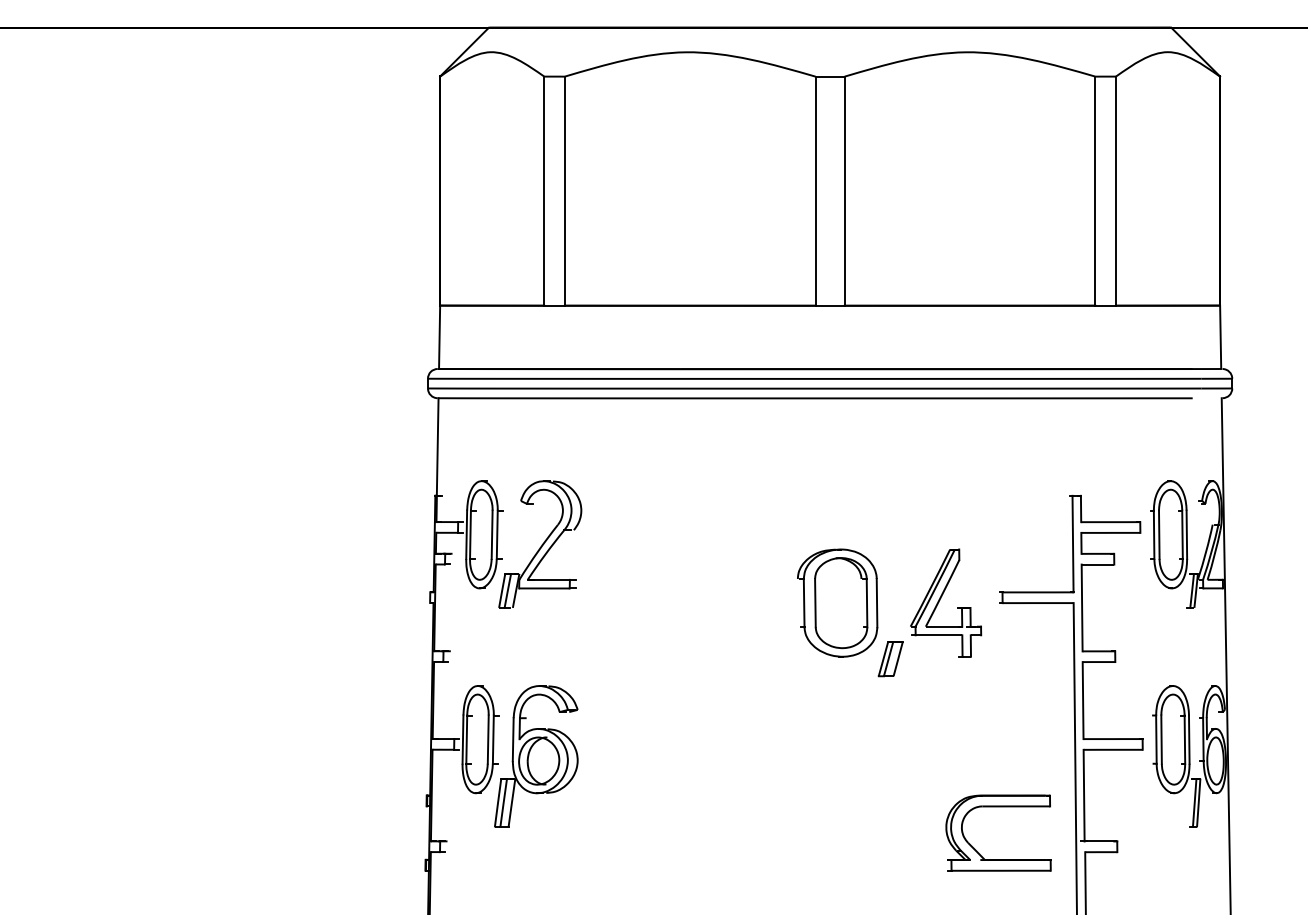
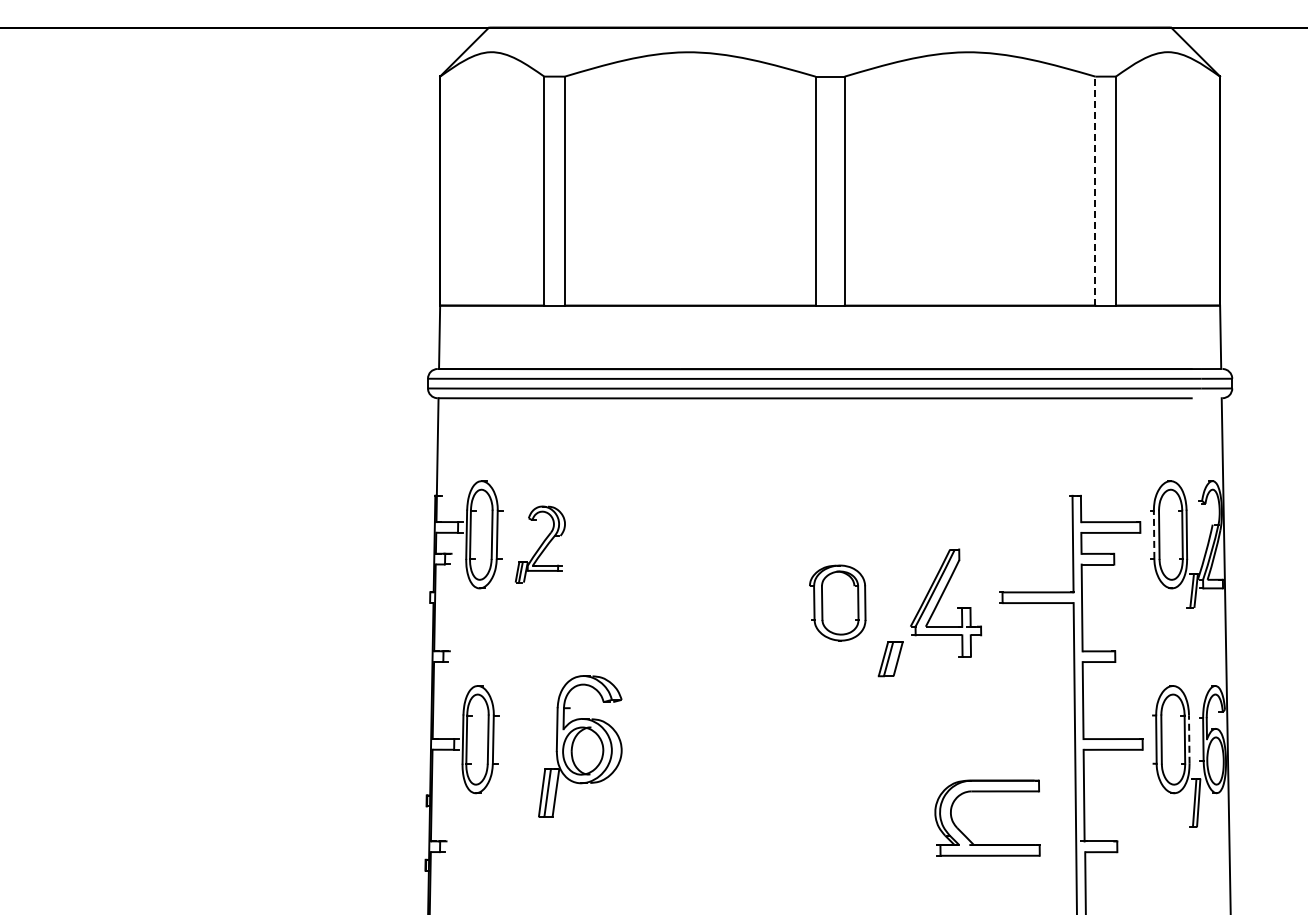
line: solid -> dashed (1095, 191)
line: solid -> dashed (1154, 534)
part size: 85x129 px -> 52x79 px (539, 544)
part size: 82x110 px -> 58x78 px (837, 602)
line: solid -> dashed (1189, 739)
part position: (536, 756) -> (580, 746) (580, 746)
part position: (998, 807) -> (987, 792) (987, 792)
